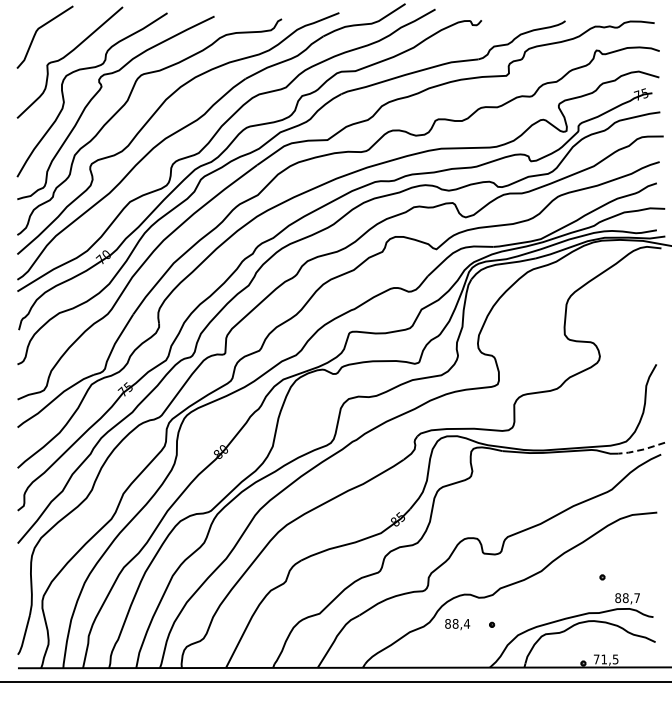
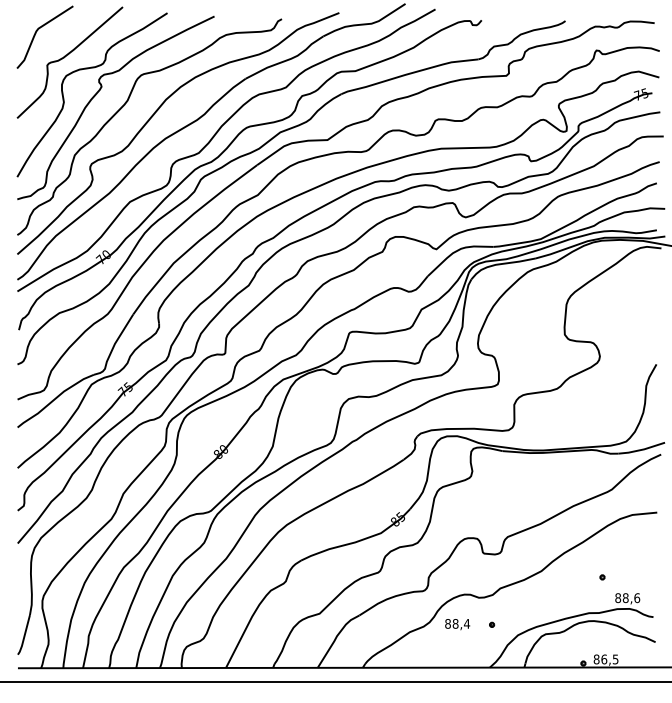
line: dashed -> solid (641, 449)
text: 88,7 -> 88,6 (637, 598)
text: 71,5 -> 86,5 (600, 659)
